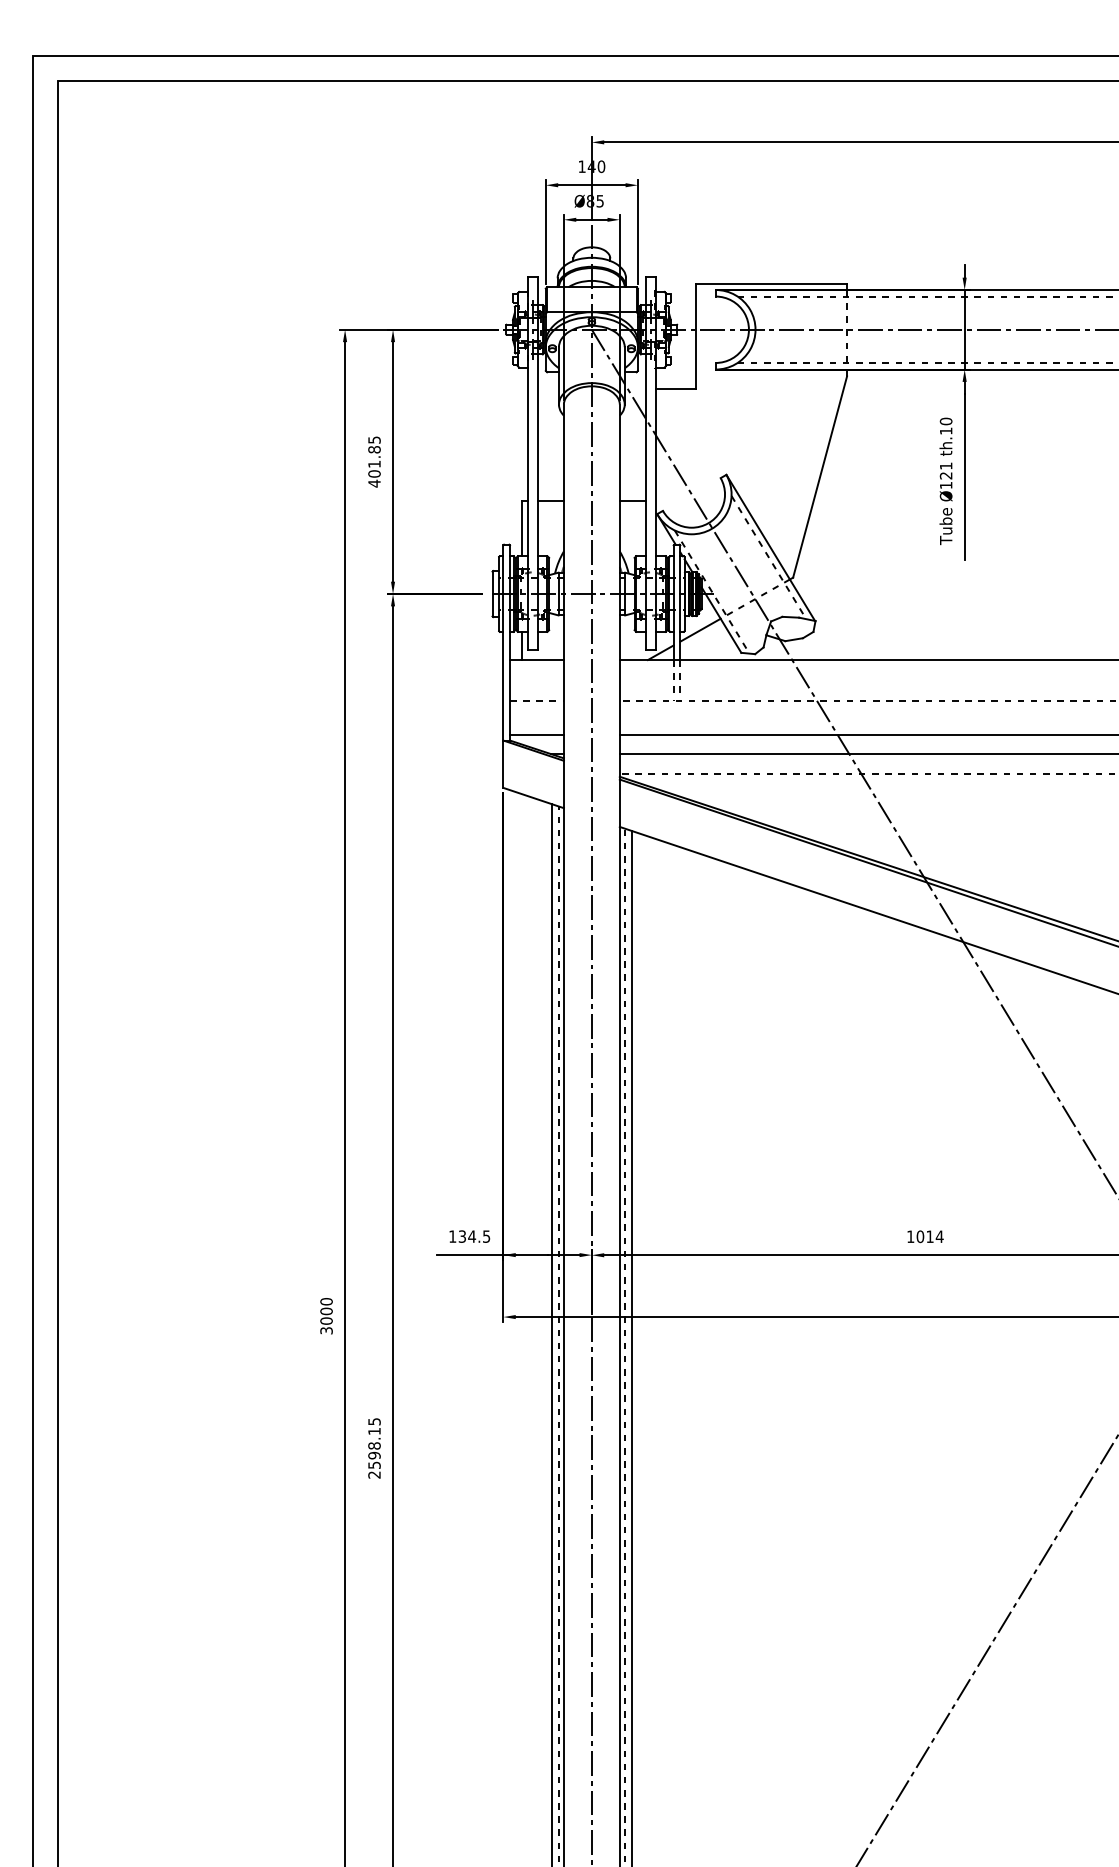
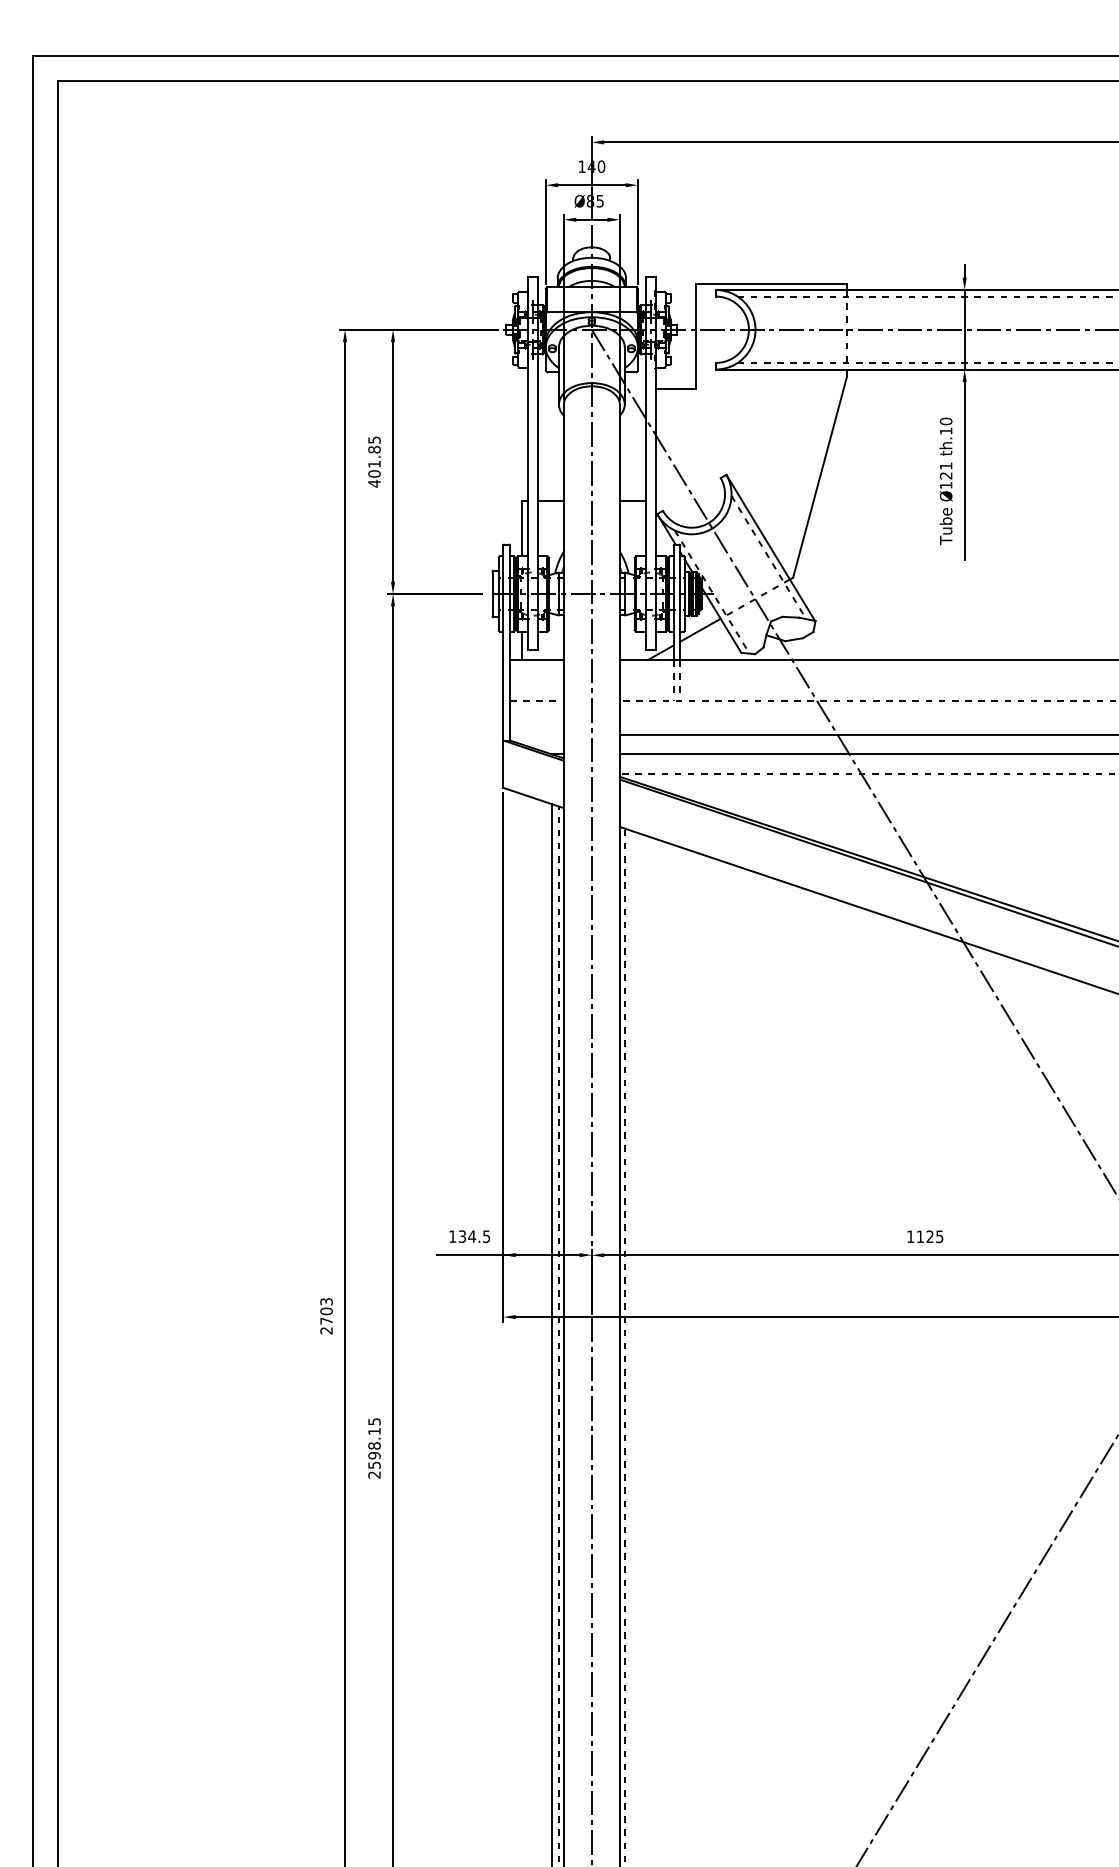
line: present -> none (536, 735)
text: 1014 -> 1125 (929, 1236)
text: 3000 -> 2703 (326, 1316)
line: present -> none (631, 1346)
